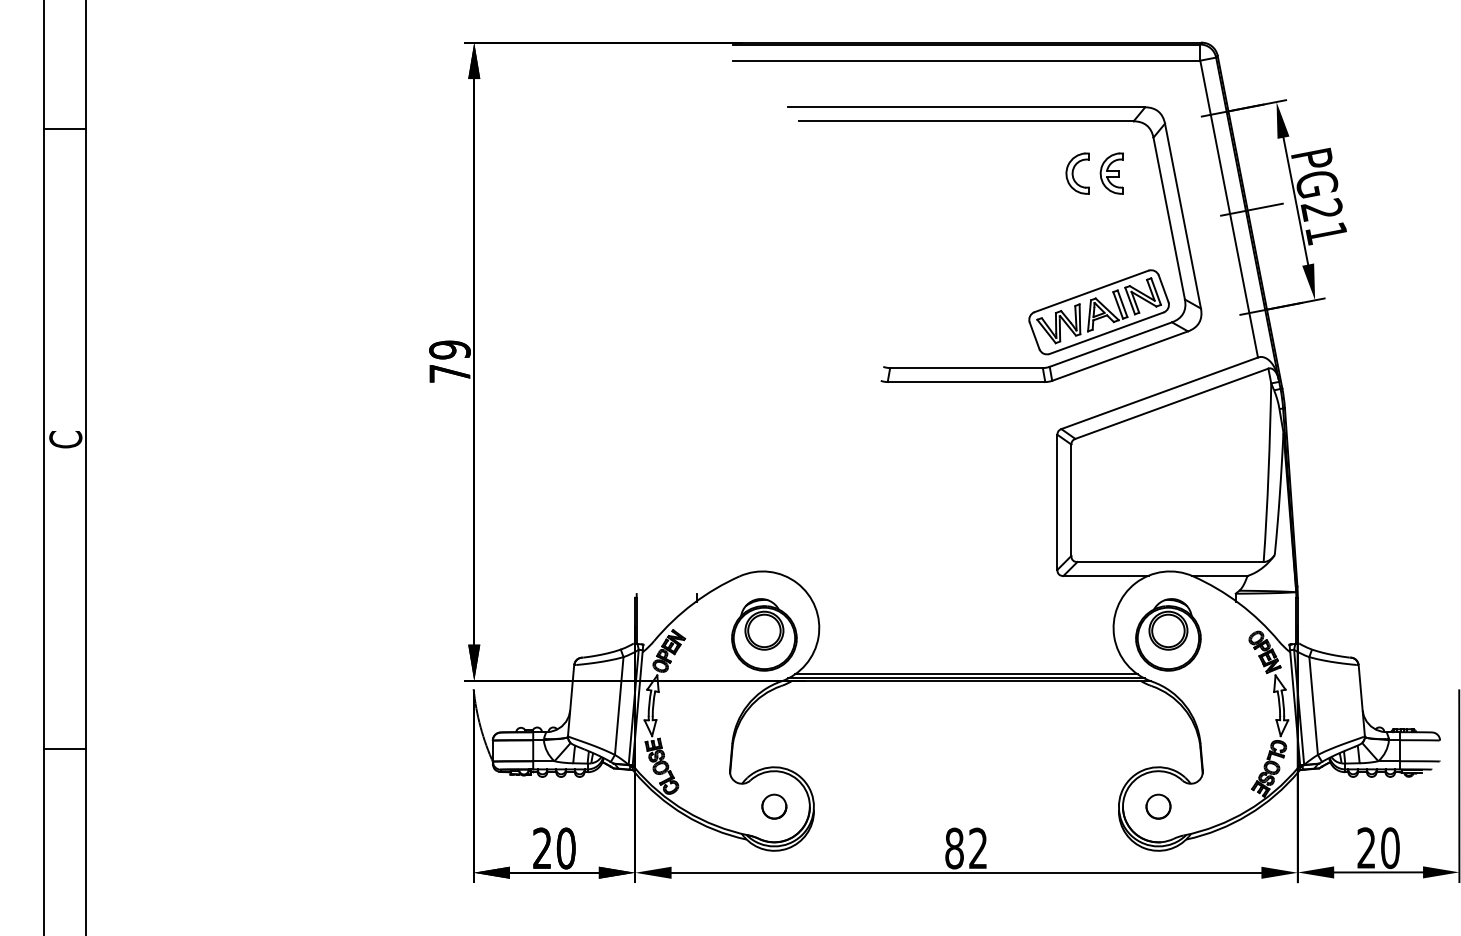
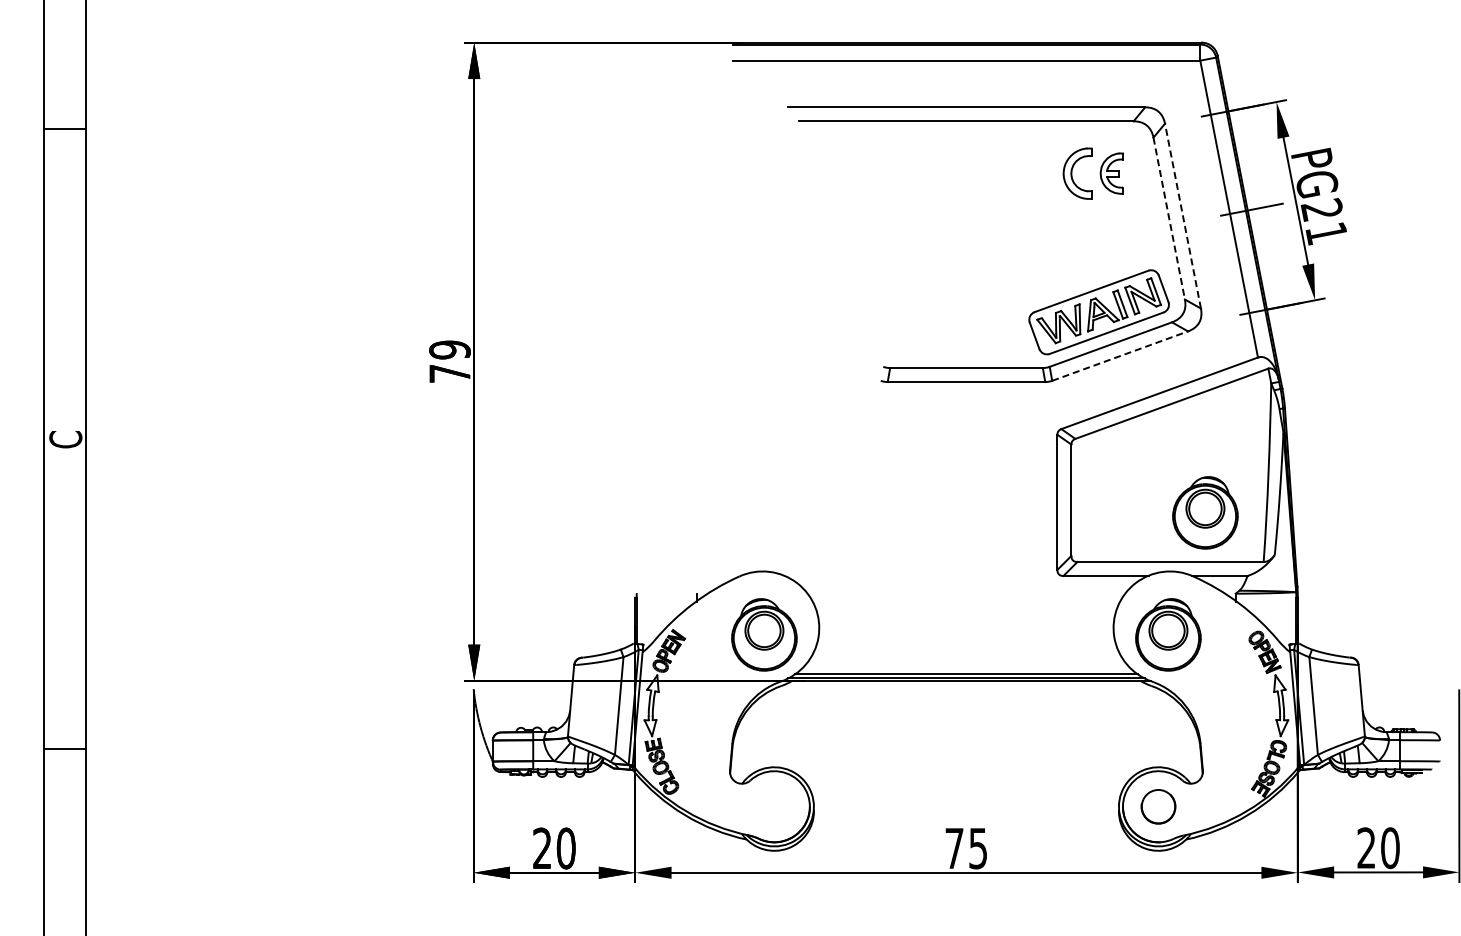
part size: 25x43 px -> 31x53 px (1077, 173)
line: solid -> dashed (1182, 215)
line: solid -> dashed (1169, 219)
line: solid -> dashed (1120, 355)
part: none -> present (1205, 512)
part: present -> none (774, 806)
part size: 27x27 px -> 37x36 px (1158, 806)
text: 82 -> 75 (965, 848)
